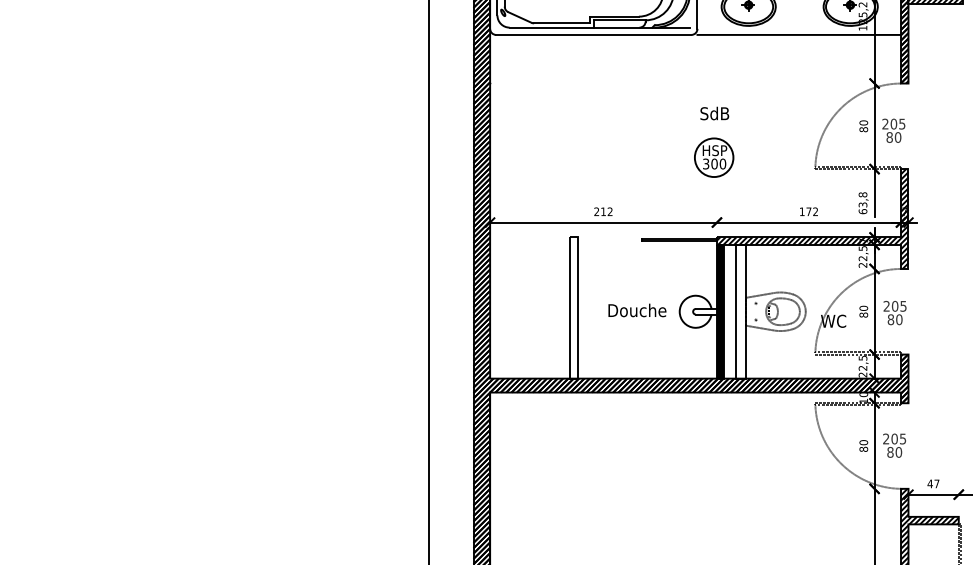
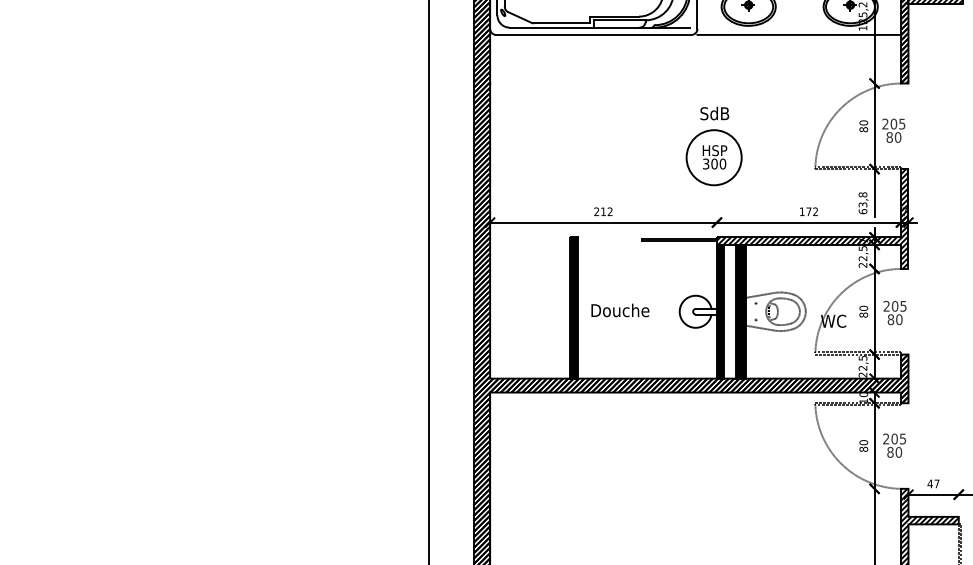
circle diameter: 39 px -> 55 px (713, 157)
fill: none -> present (573, 307)
text position: (637, 310) -> (620, 310) (620, 310)
fill: none -> present (740, 311)
